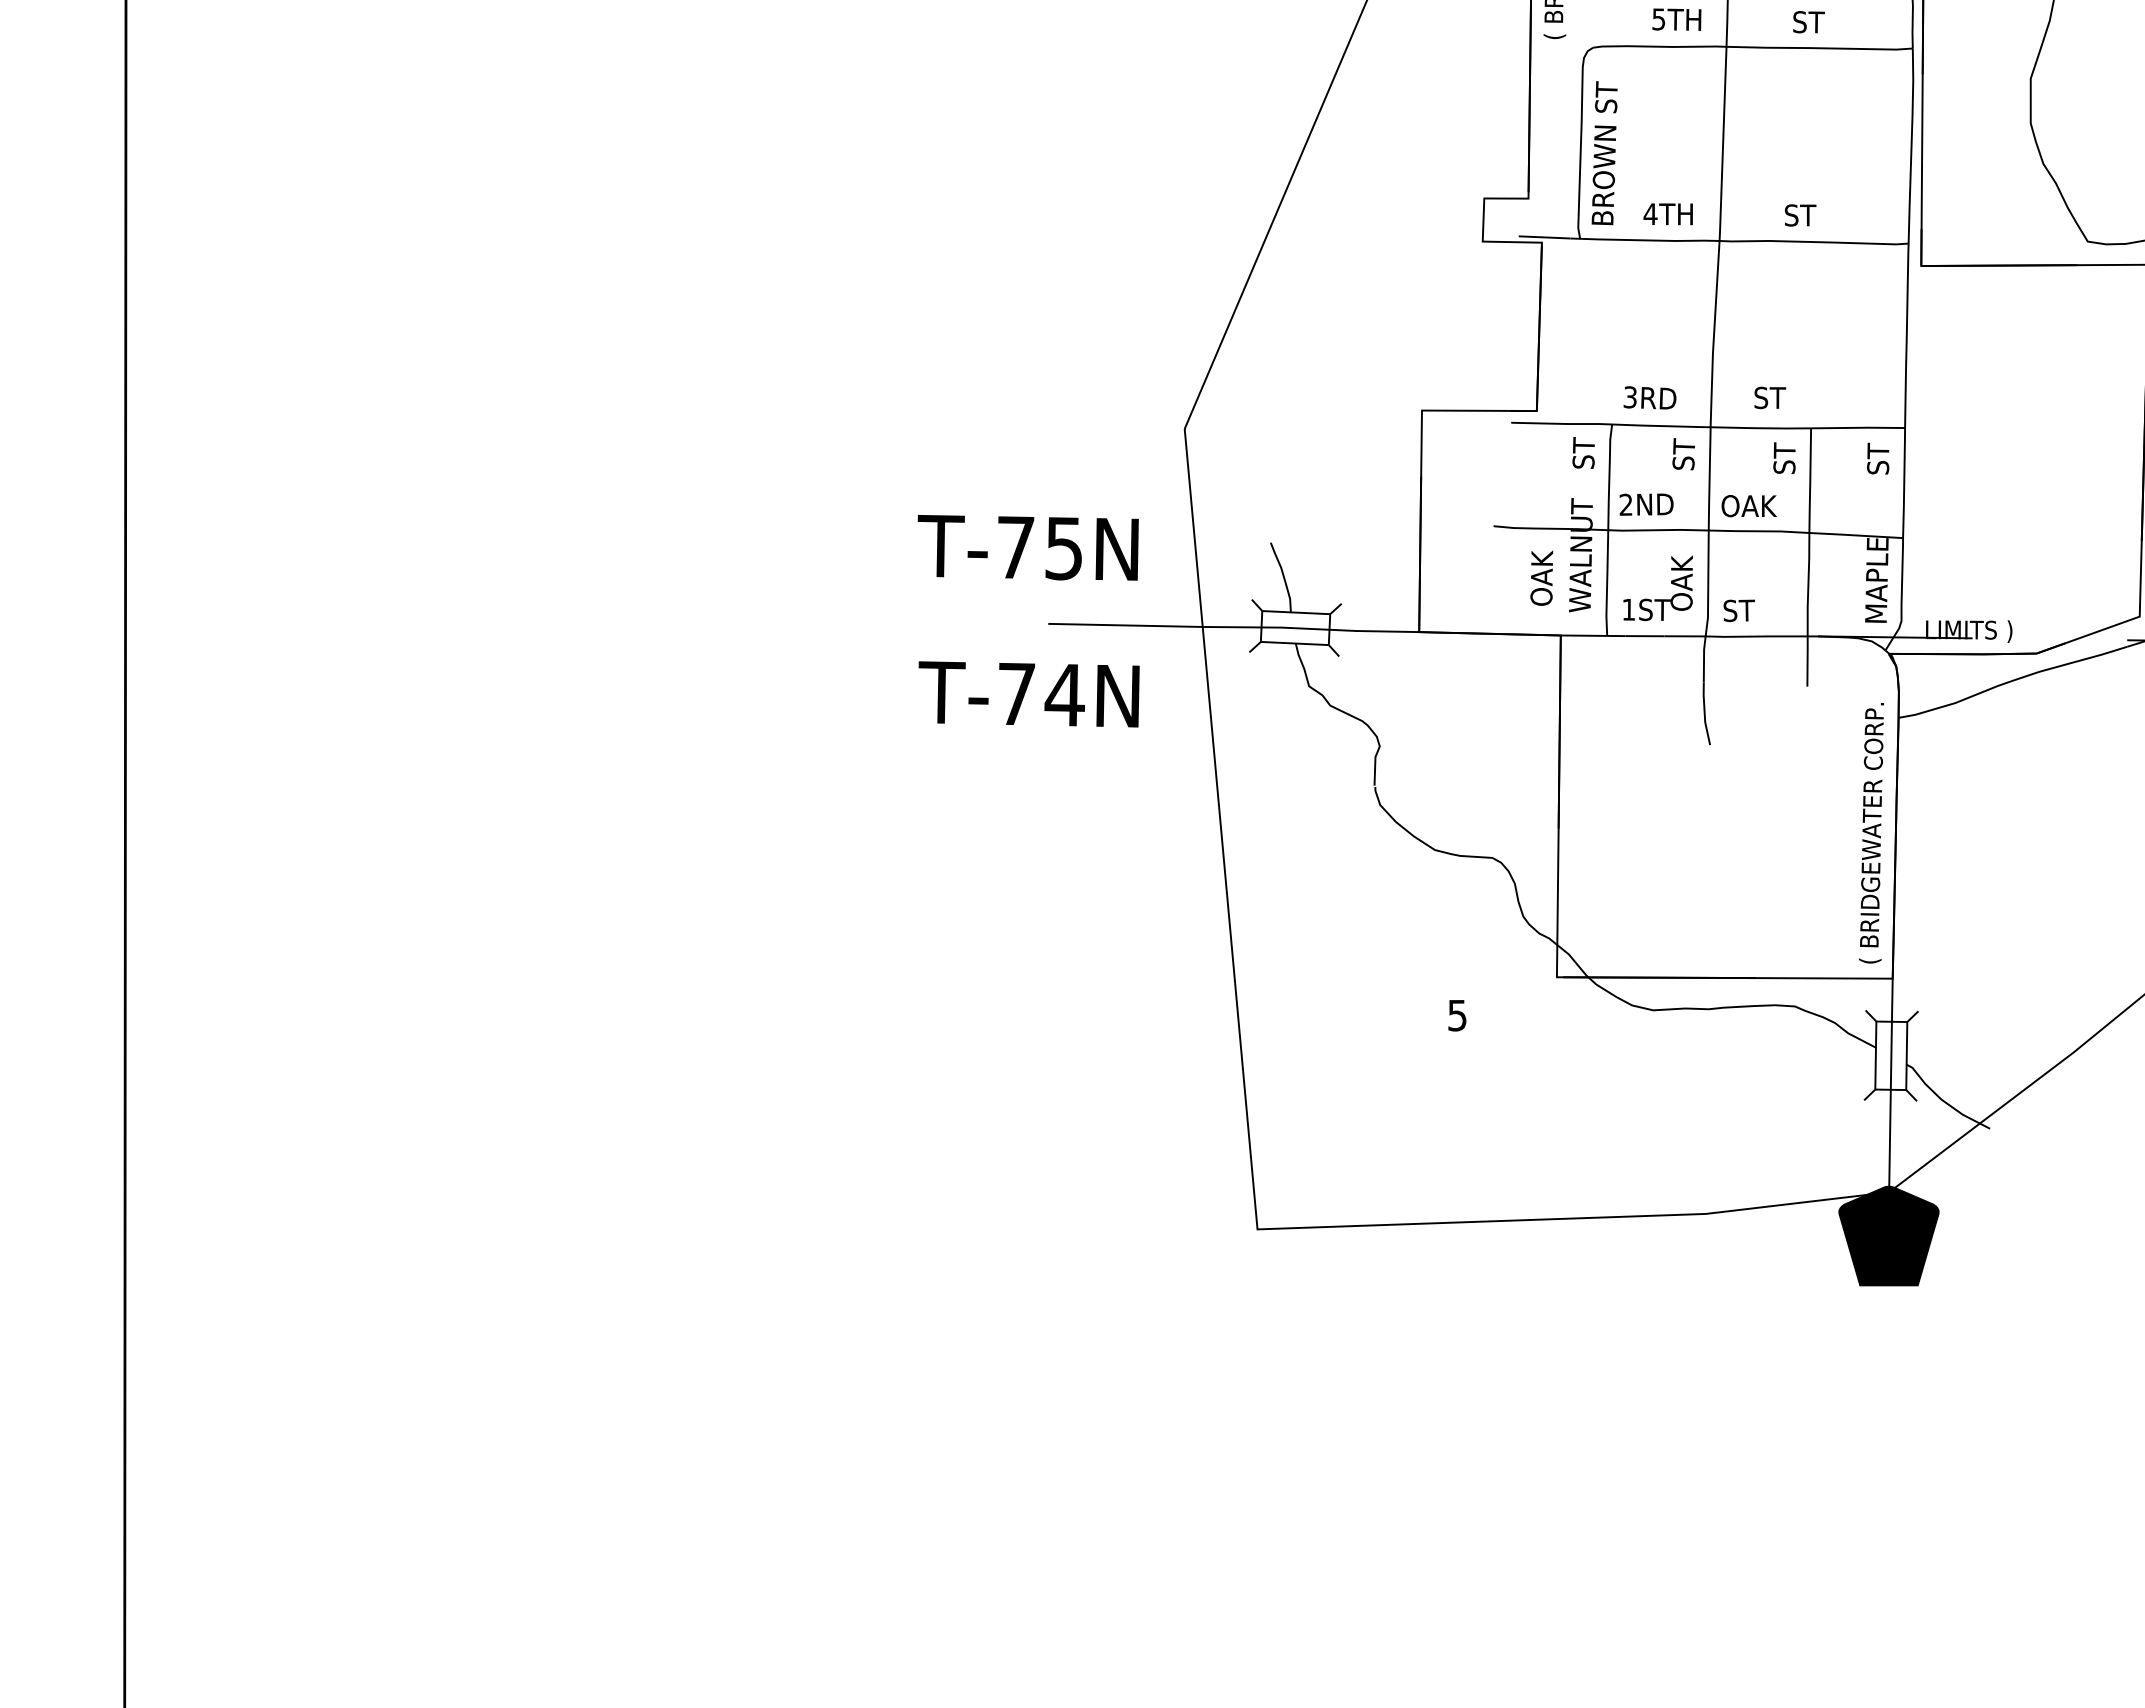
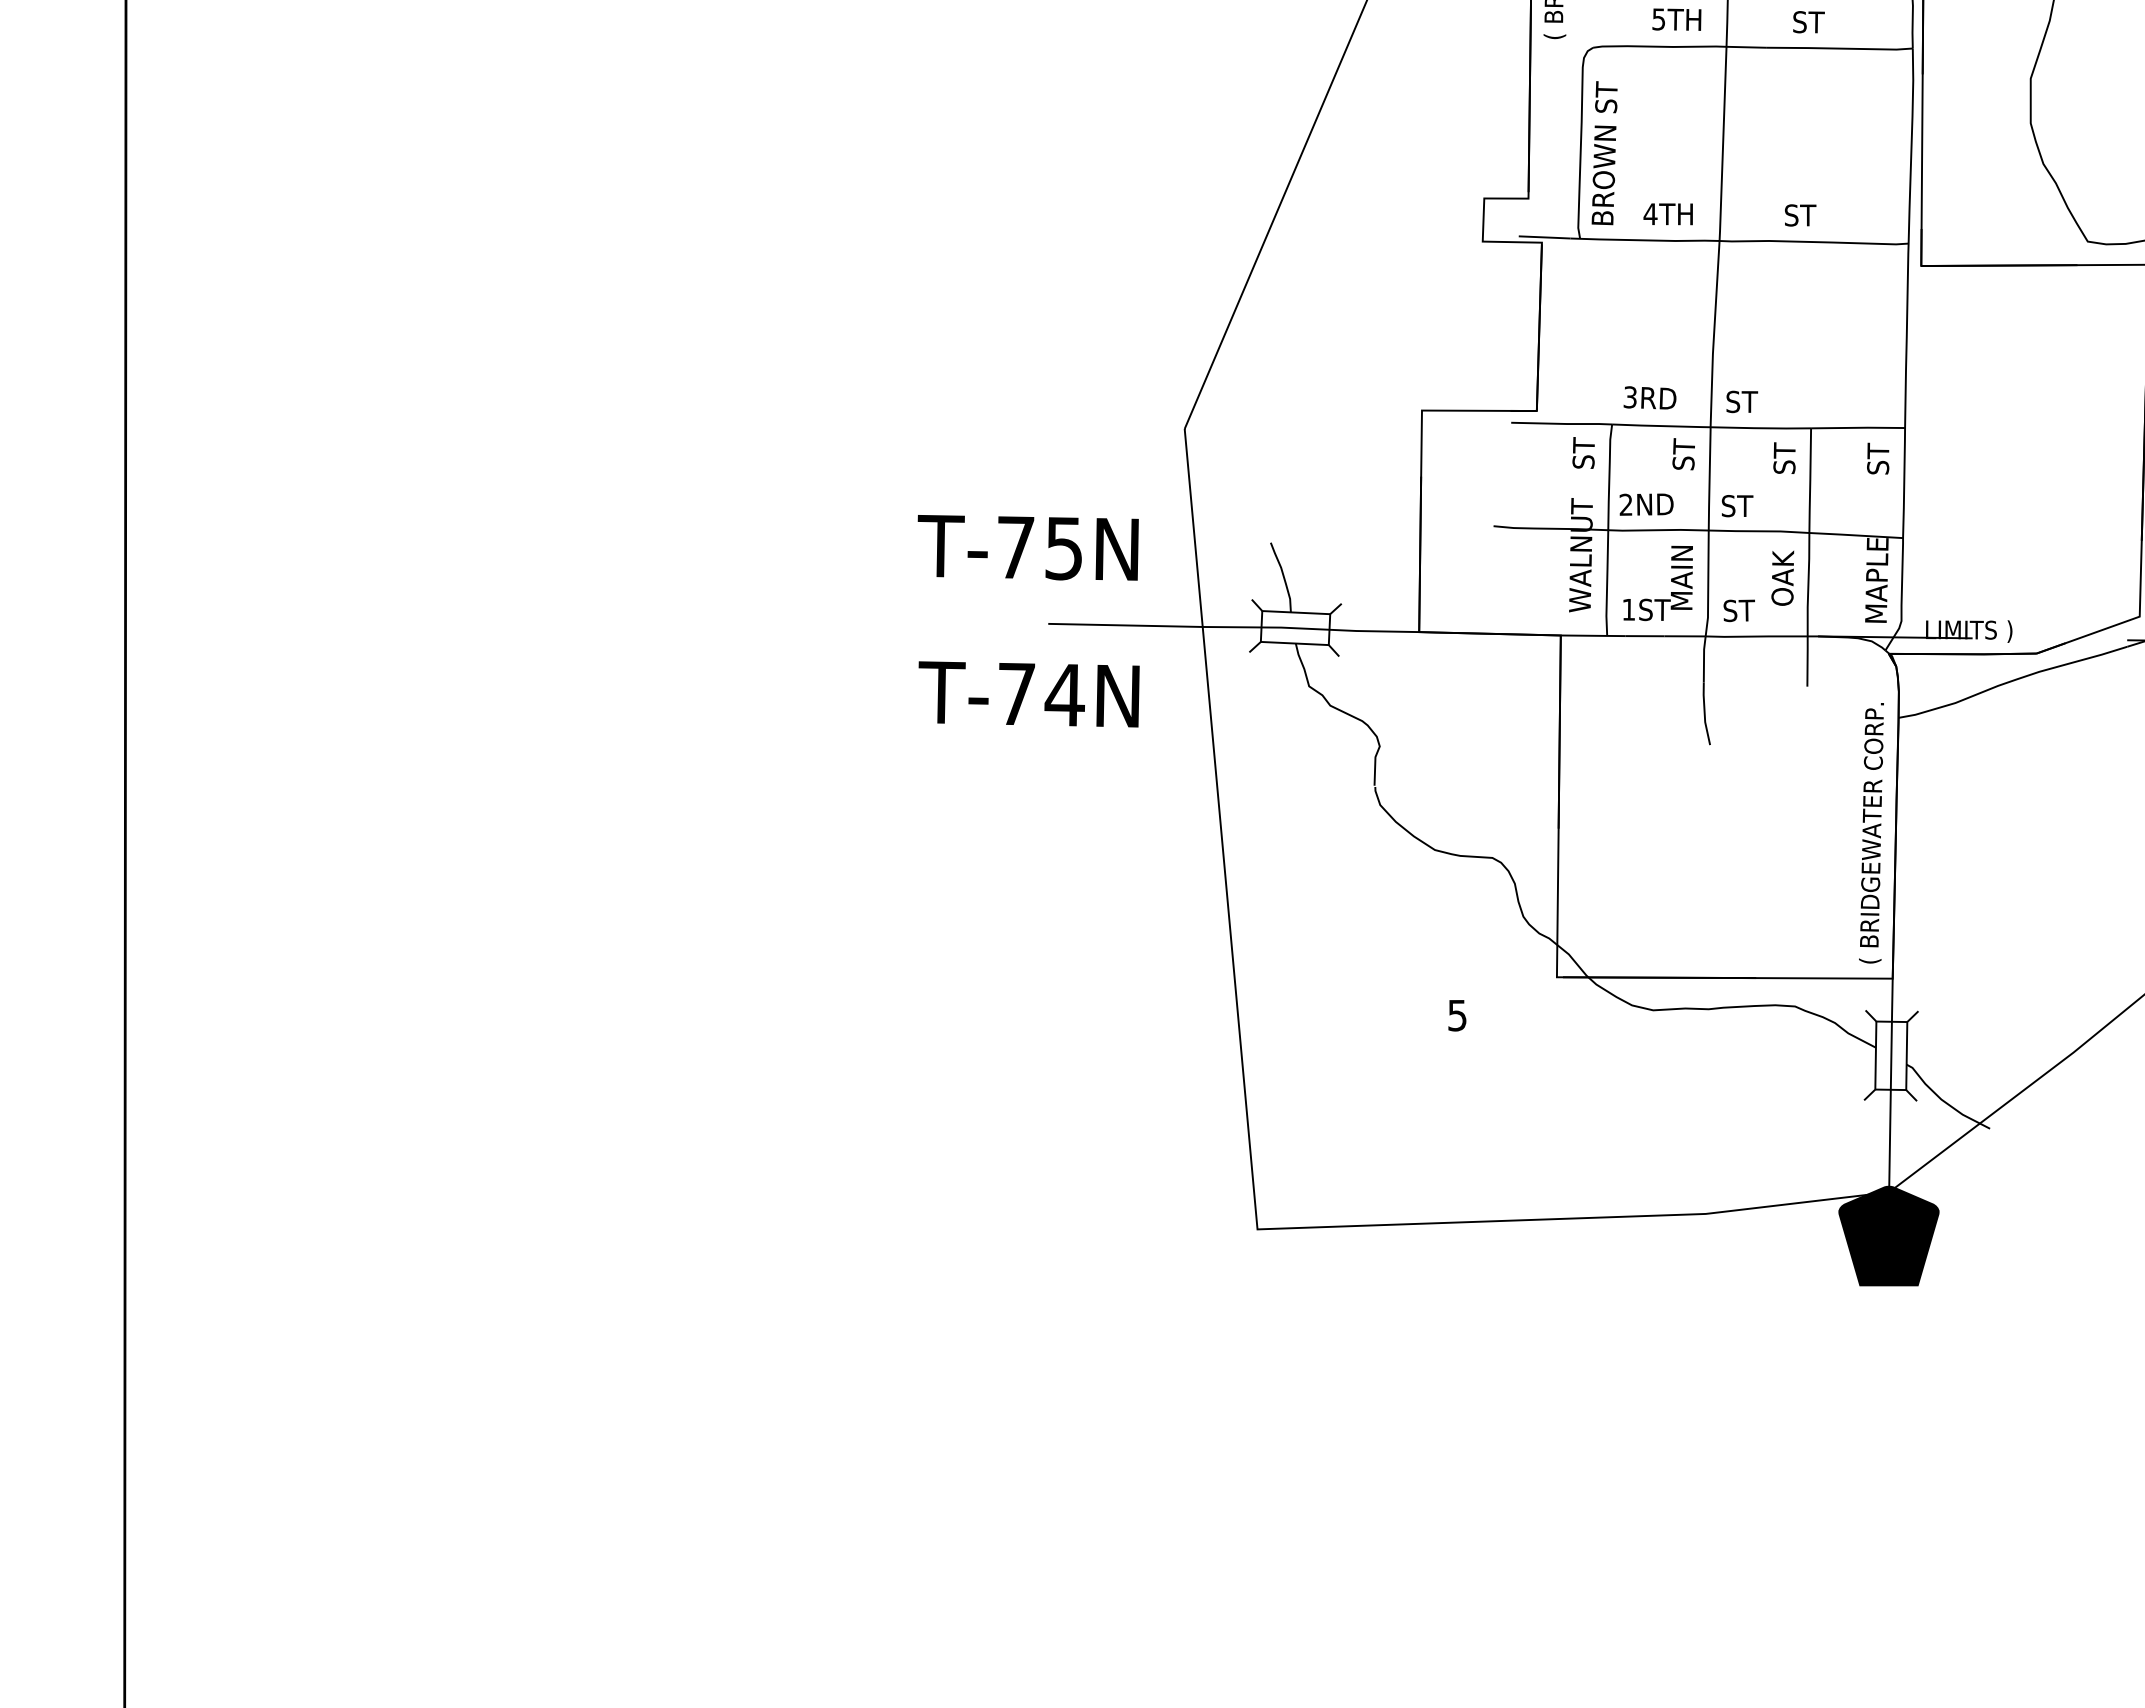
text position: (1770, 397) -> (1742, 401) (1742, 401)
text: OAK -> ST (1748, 506)
text position: (1541, 577) -> (1782, 577) (1782, 577)
text: OAK -> MAIN (1681, 577)
